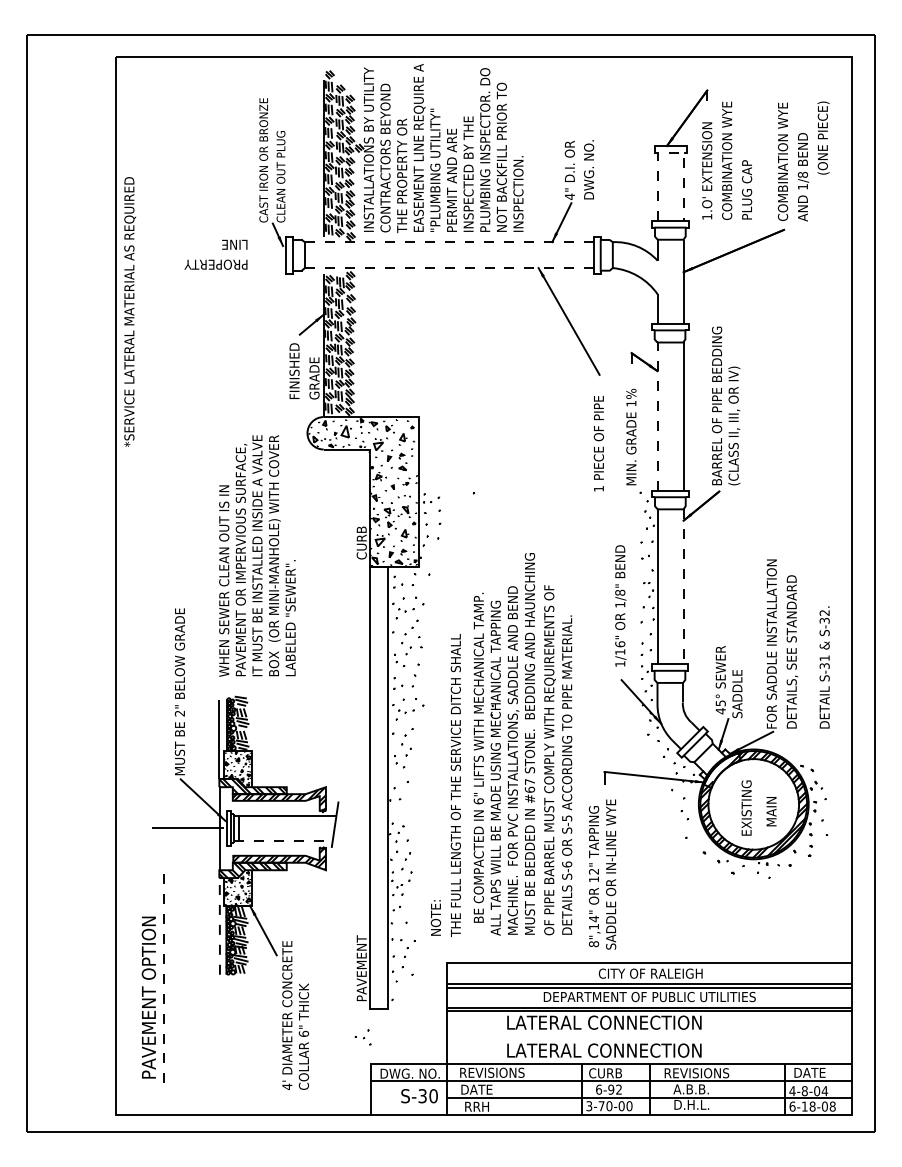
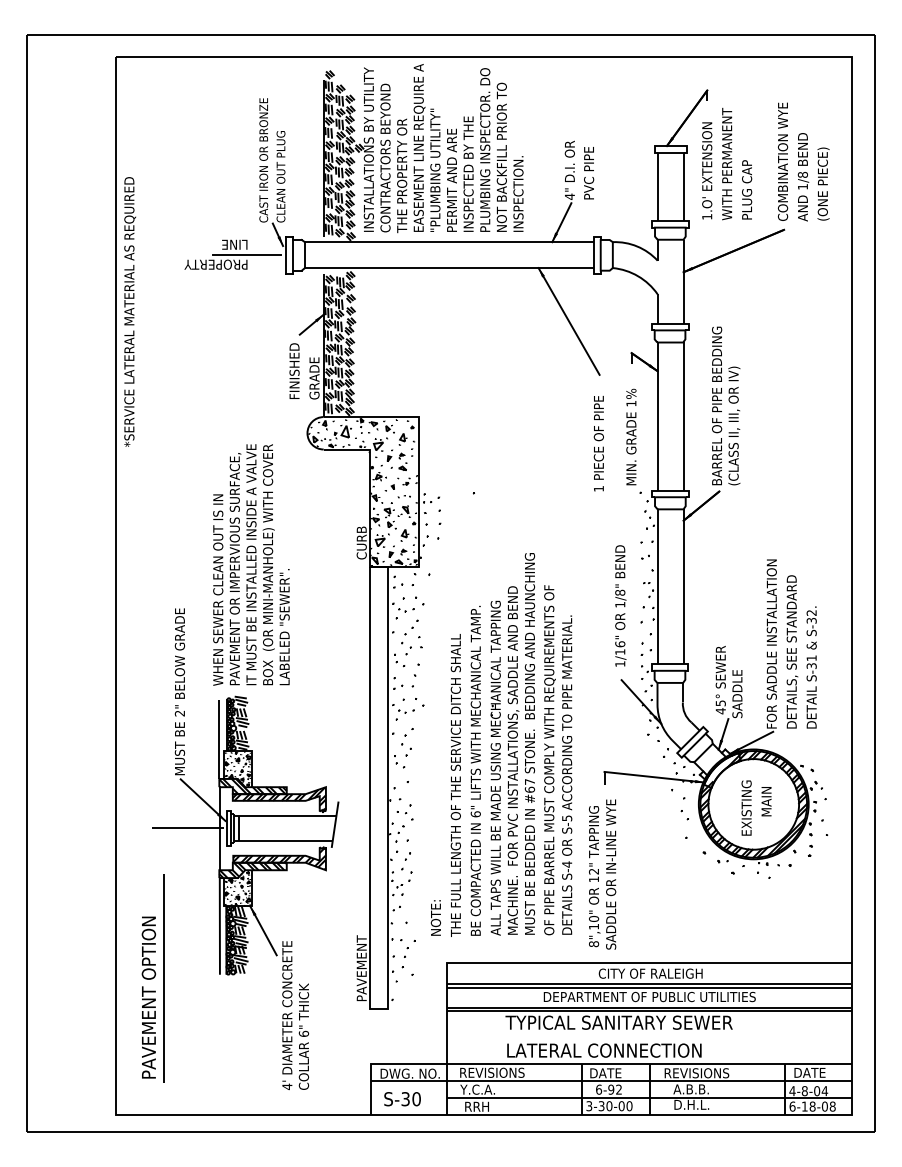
text position: (823, 137) -> (823, 183) (823, 183)
line: dashed -> solid (670, 152)
text: COMBINATION WYE -> WITH PERMANENT (727, 160)
text: DWG. NO. -> PVC PIPE (589, 169)
line: dashed -> solid (449, 242)
line: none -> present (246, 254)
line: dashed -> solid (449, 268)
line: dashed -> solid (657, 416)
text position: (257, 555) -> (251, 564) (251, 564)
line: dashed -> solid (683, 587)
text position: (824, 667) -> (811, 667) (811, 667)
text position: (478, 757) -> (475, 770) (475, 770)
text position: (771, 811) -> (766, 801) (766, 801)
line: dashed -> solid (283, 840)
text: S-6 -> S-4 (567, 864)
text: 8",14" -> 8",10" (594, 918)
line: dashed -> solid (219, 925)
line: dashed -> solid (163, 978)
text: LATERAL CONNECTION -> TYPICAL SANITARY SEWER (618, 1022)
part position: (362, 1037) -> (404, 812) (404, 812)
text: CURB -> DATE (605, 1073)
text: DATE -> Y.C.A. (477, 1089)
text position: (419, 1096) -> (402, 1099) (402, 1099)
text: 3-70-00 -> 3-30-00 (601, 1106)
